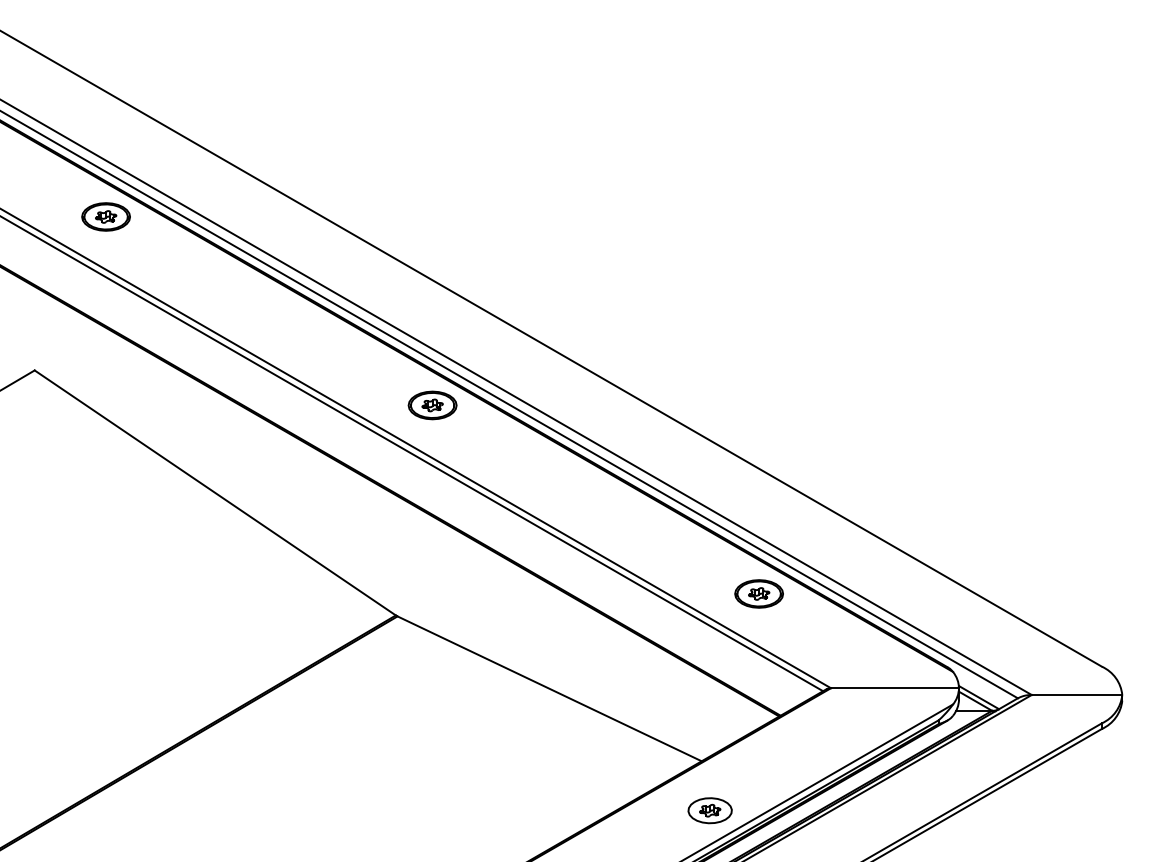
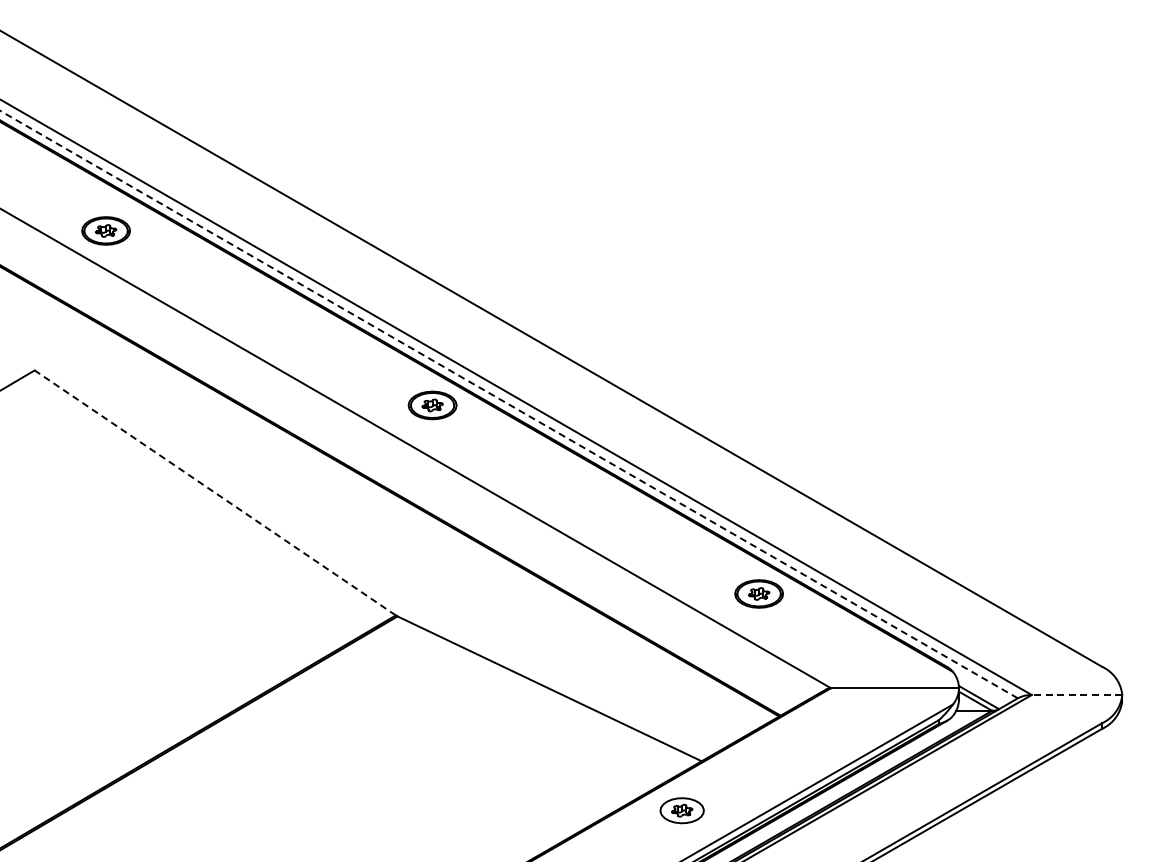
part position: (105, 216) -> (105, 230) (105, 230)
line: solid -> dashed (508, 404)
line: present -> none (412, 454)
line: solid -> dashed (214, 492)
line: solid -> dashed (1076, 695)
part position: (709, 810) -> (681, 810) (681, 810)
